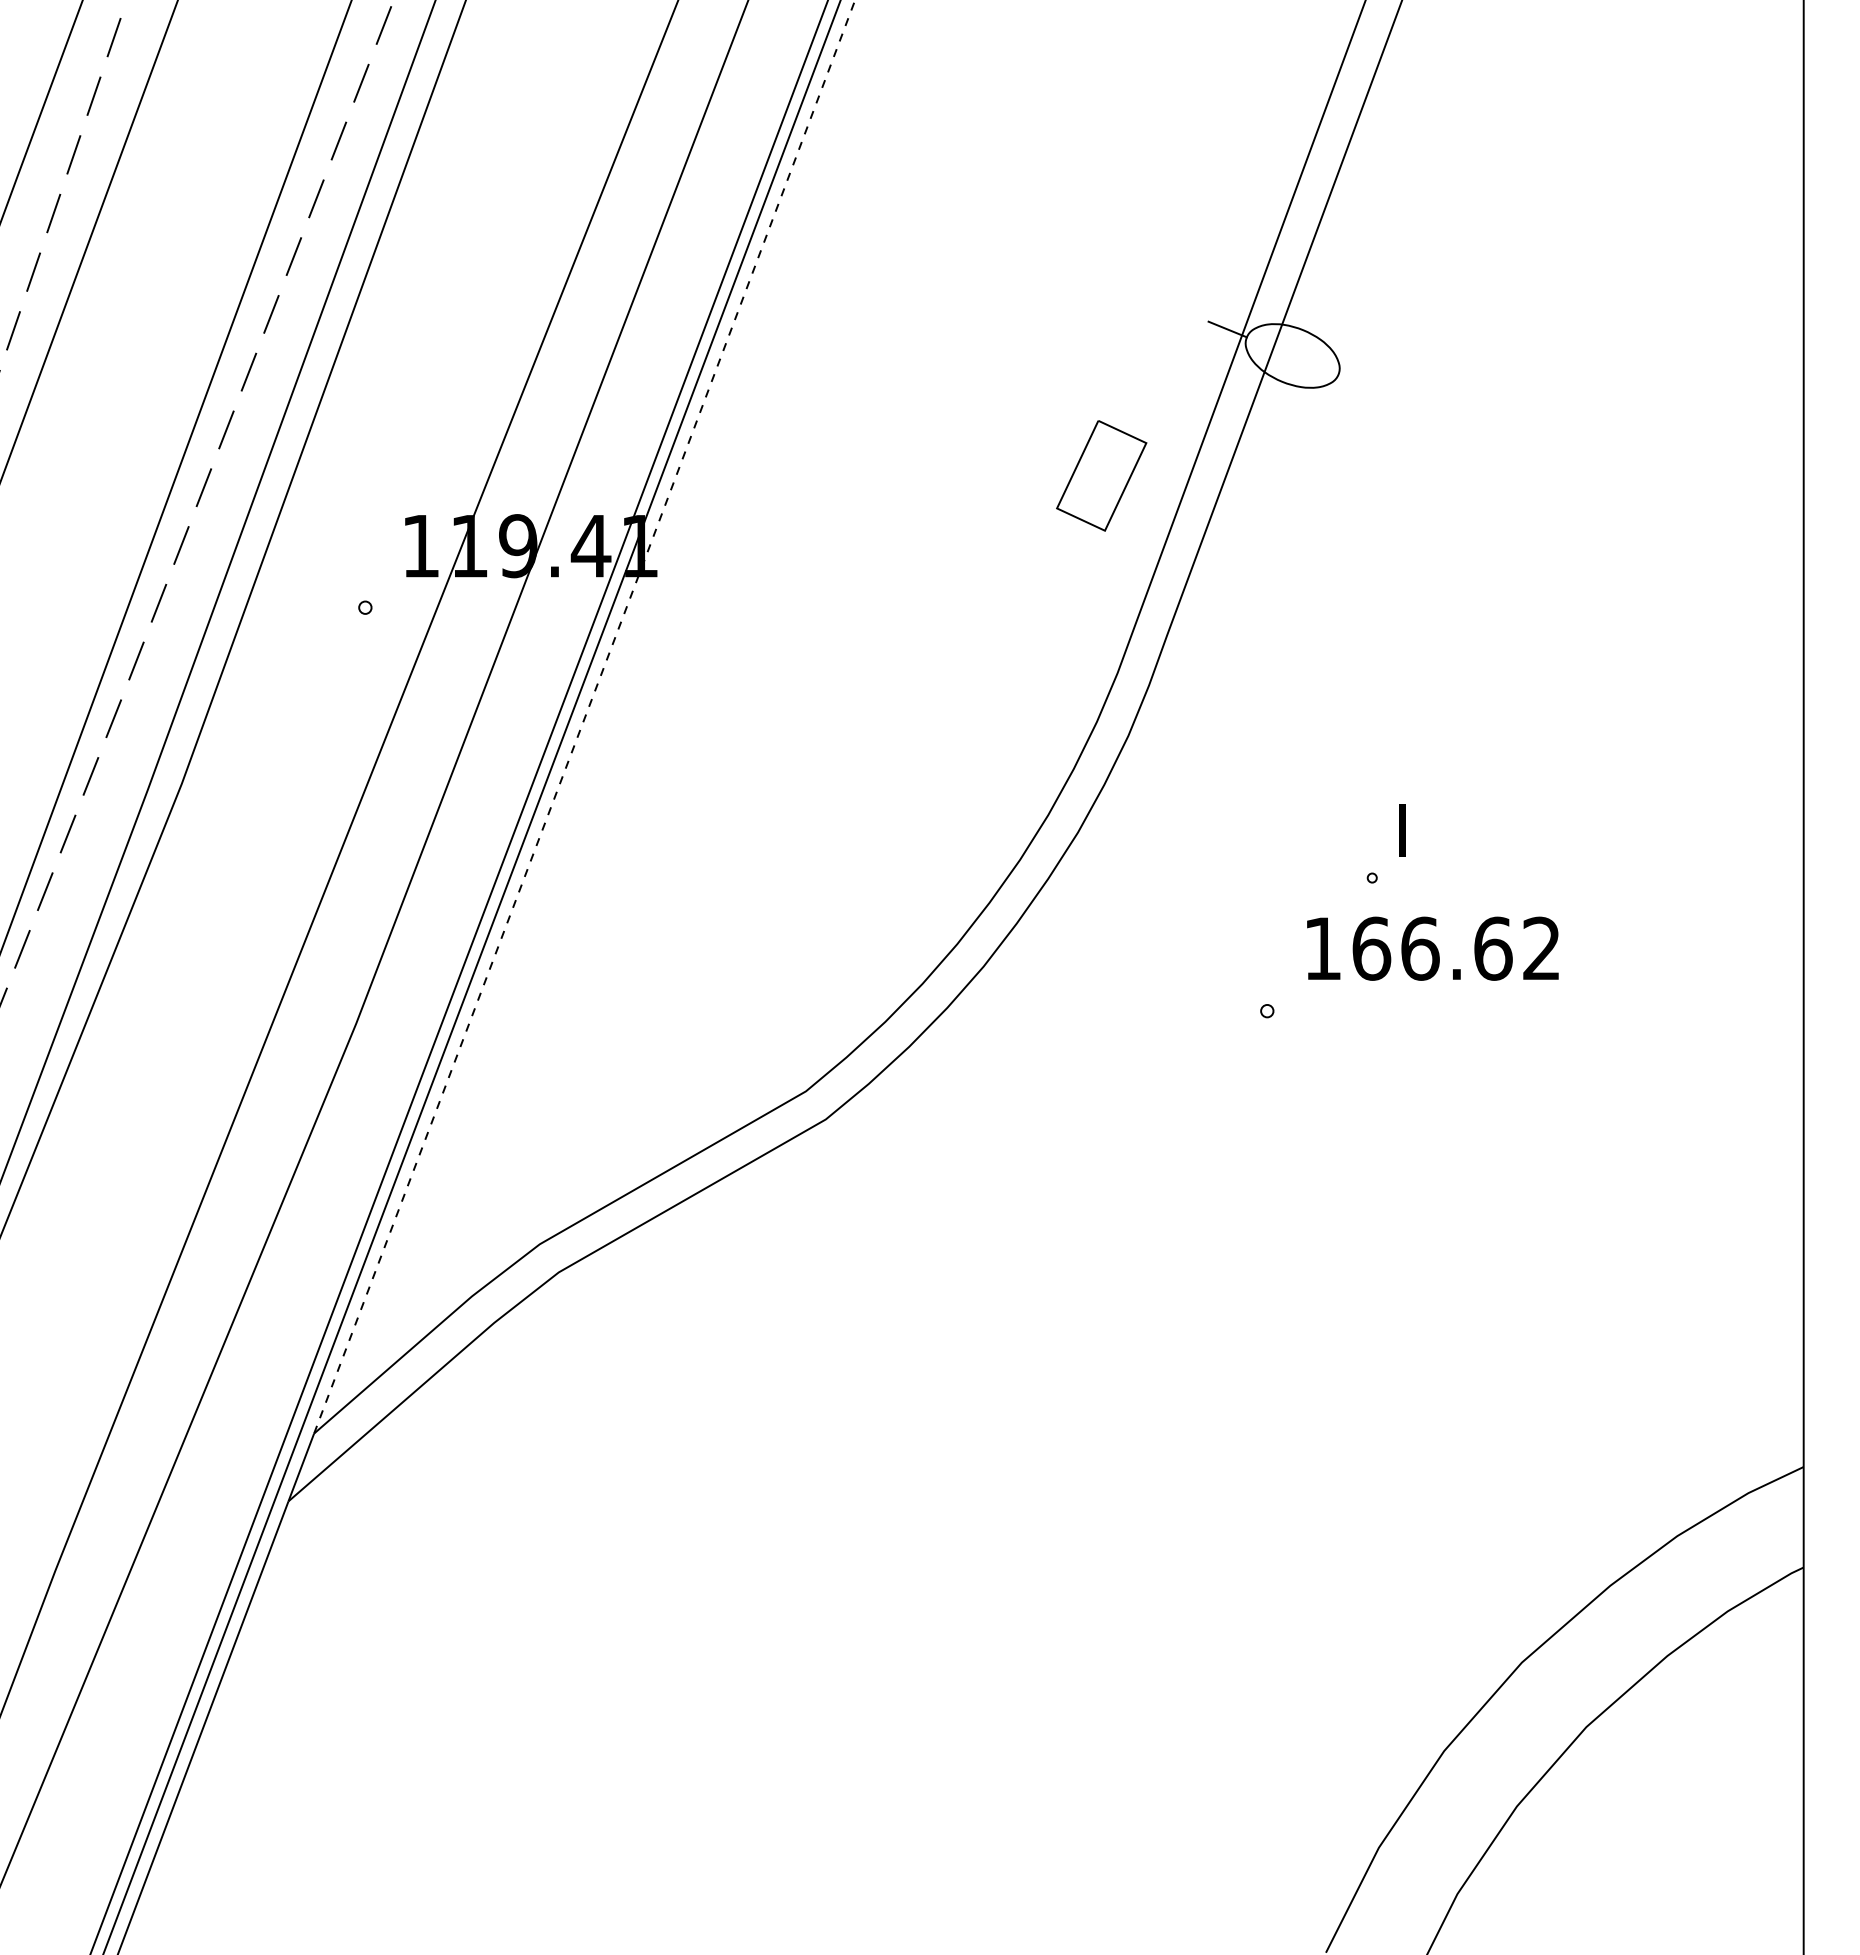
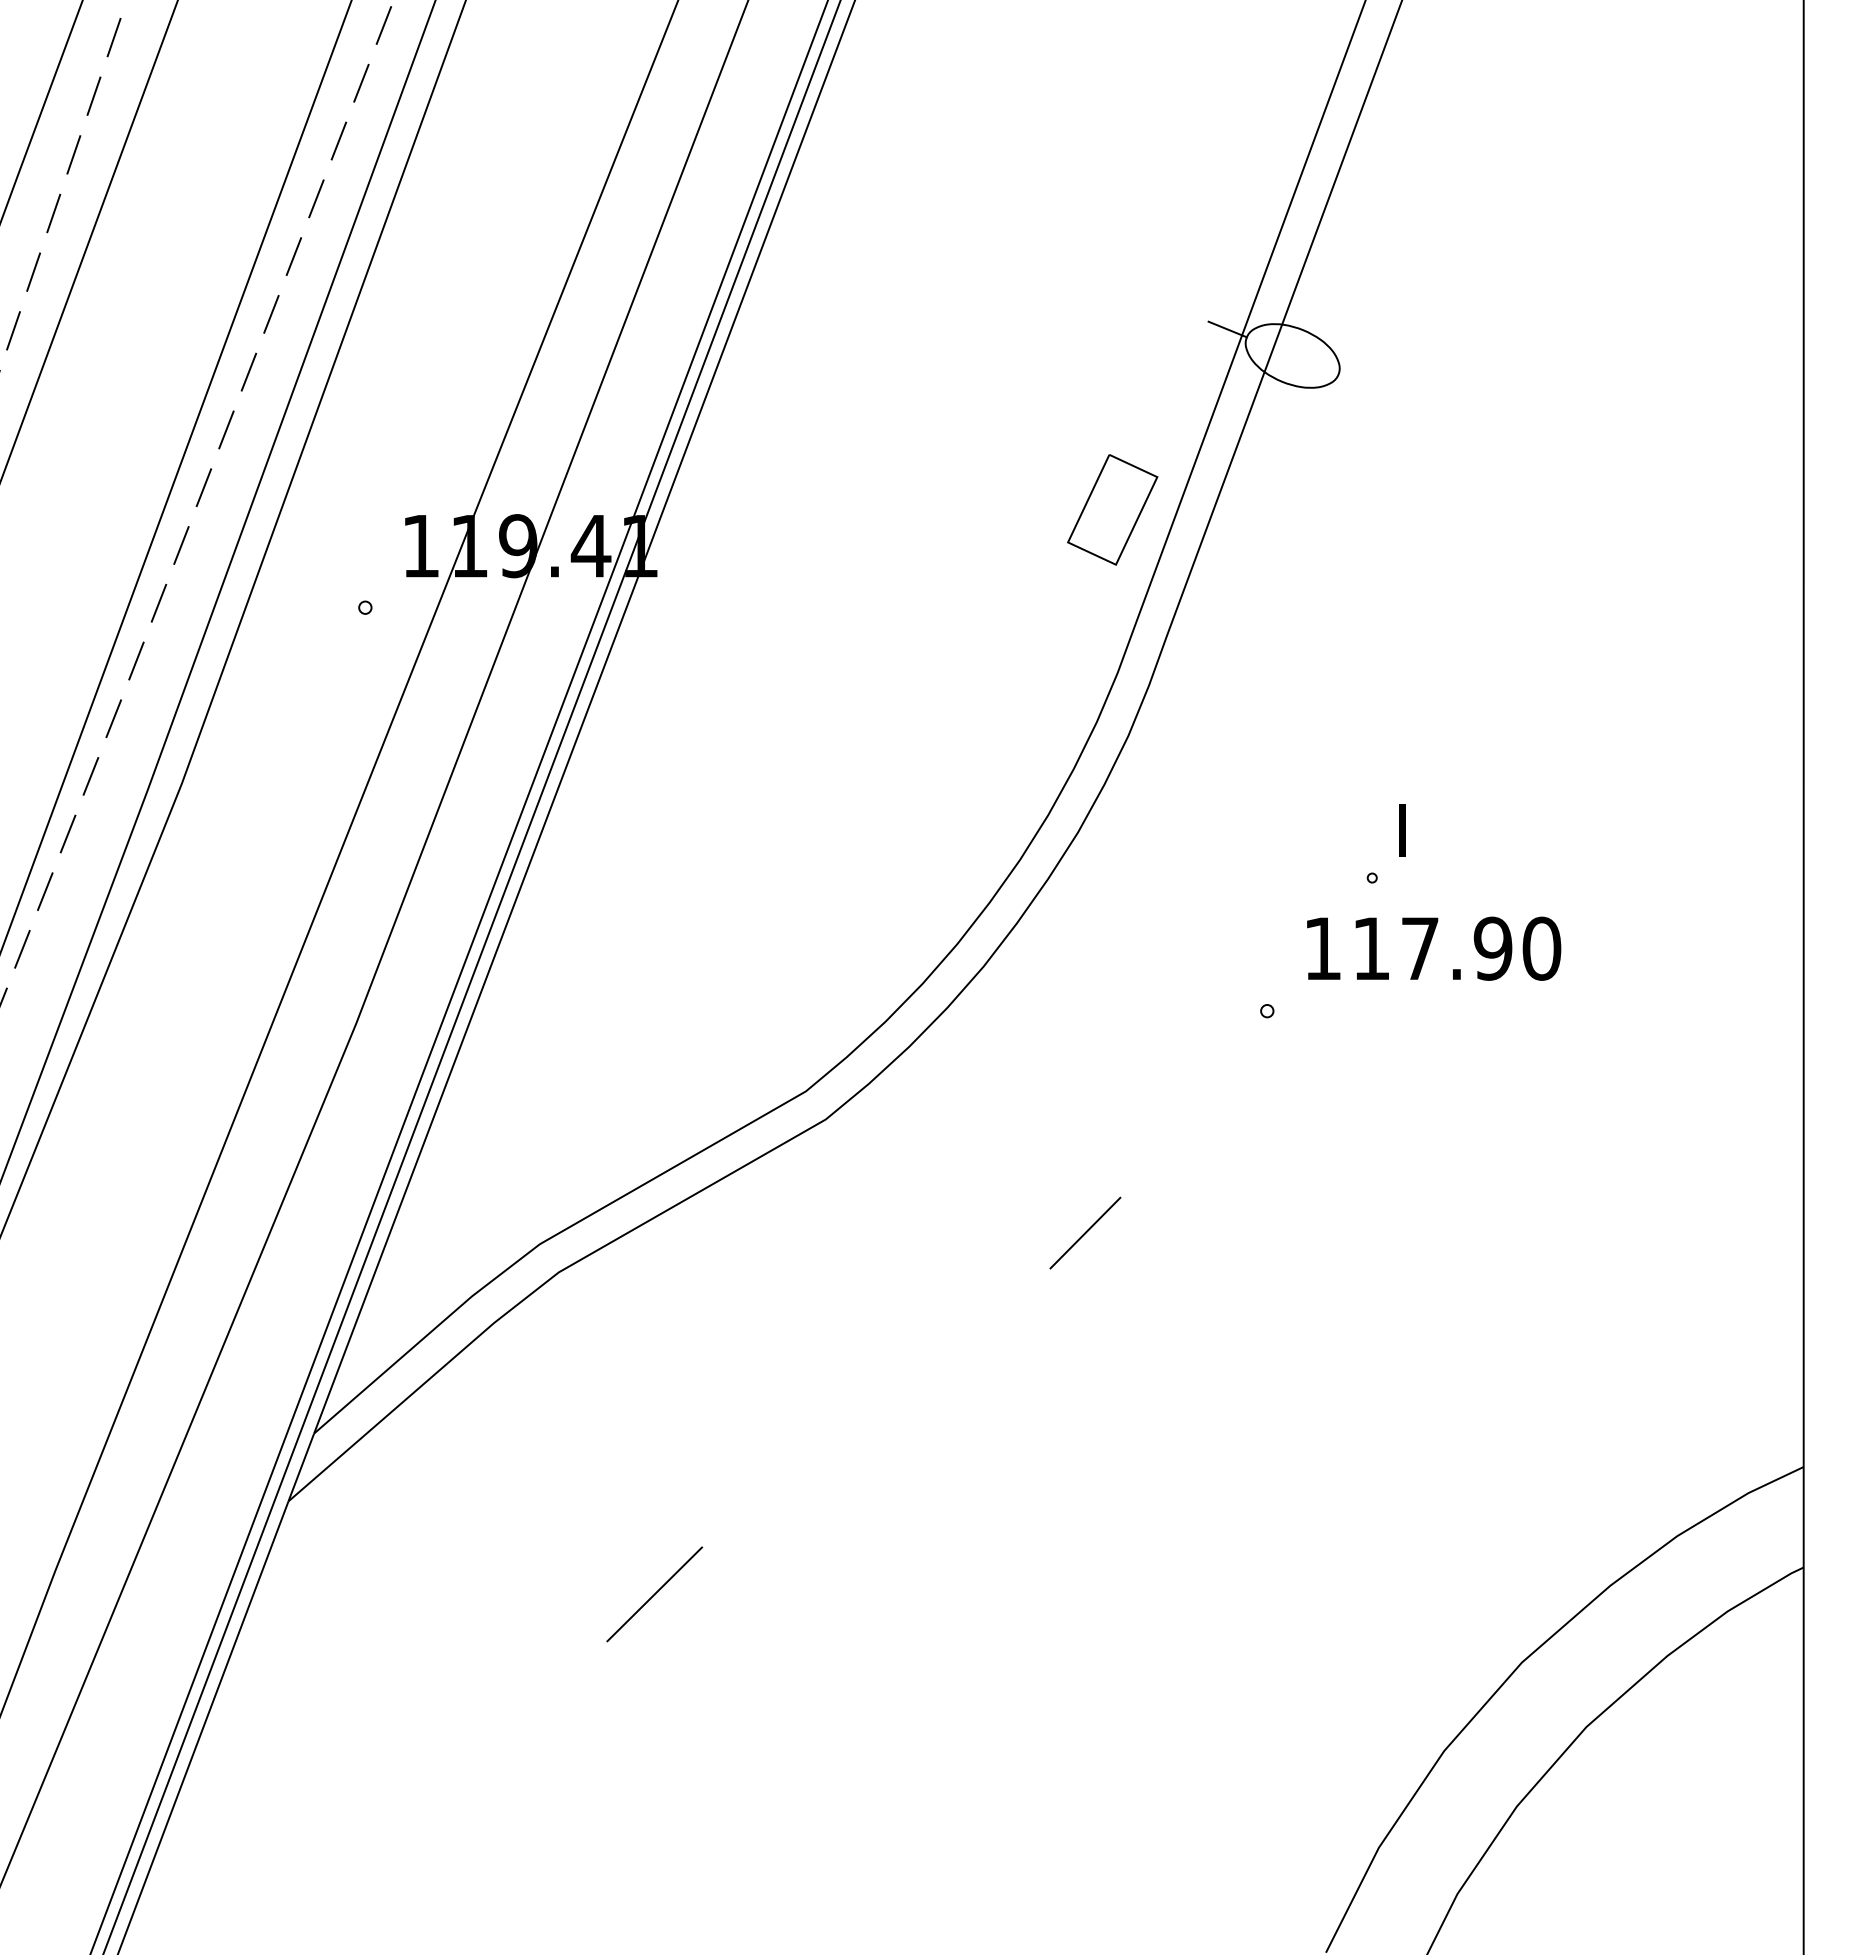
part position: (1101, 475) -> (1112, 509) (1112, 509)
line: dashed -> solid (585, 716)
text: 166.62 -> 117.90 (1456, 948)
line: none -> present (1085, 1232)
line: none -> present (654, 1594)
